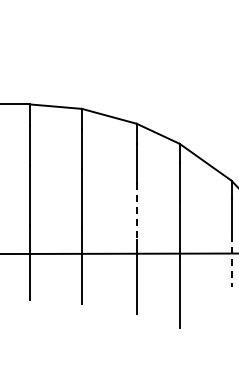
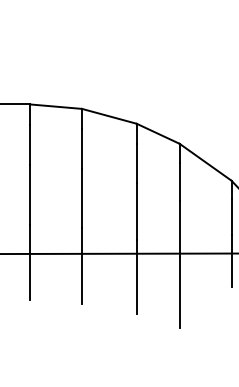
line: dashed -> solid (136, 211)
line: dashed -> solid (231, 261)
